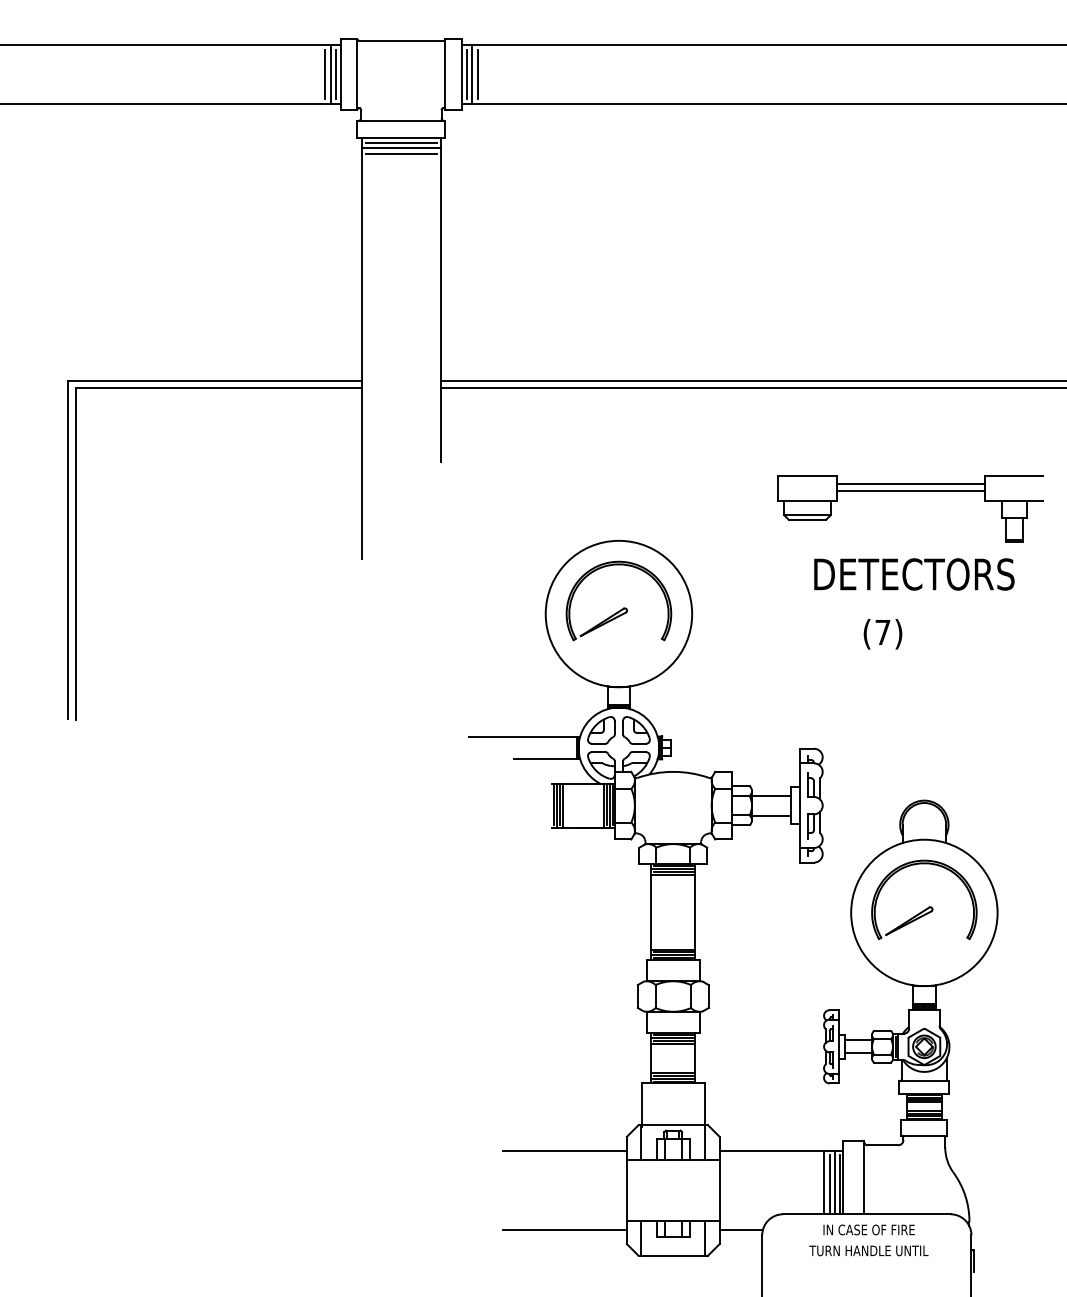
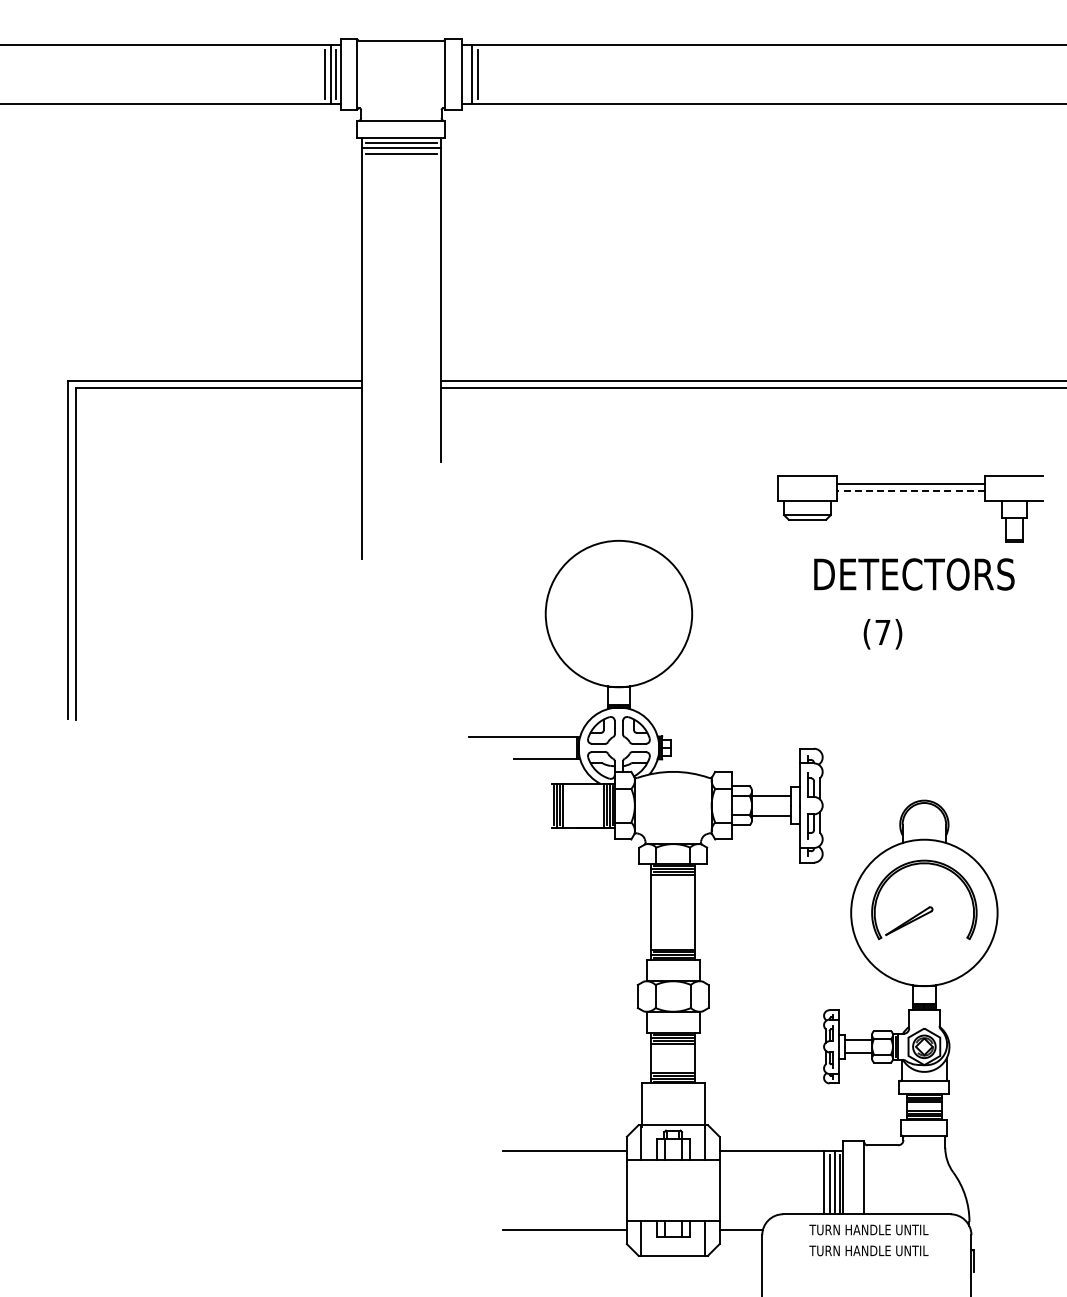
line: present -> none (466, 74)
line: solid -> dashed (910, 491)
part: present -> none (623, 607)
text: IN CASE OF FIRE -> TURN HANDLE UNTIL (868, 1229)
